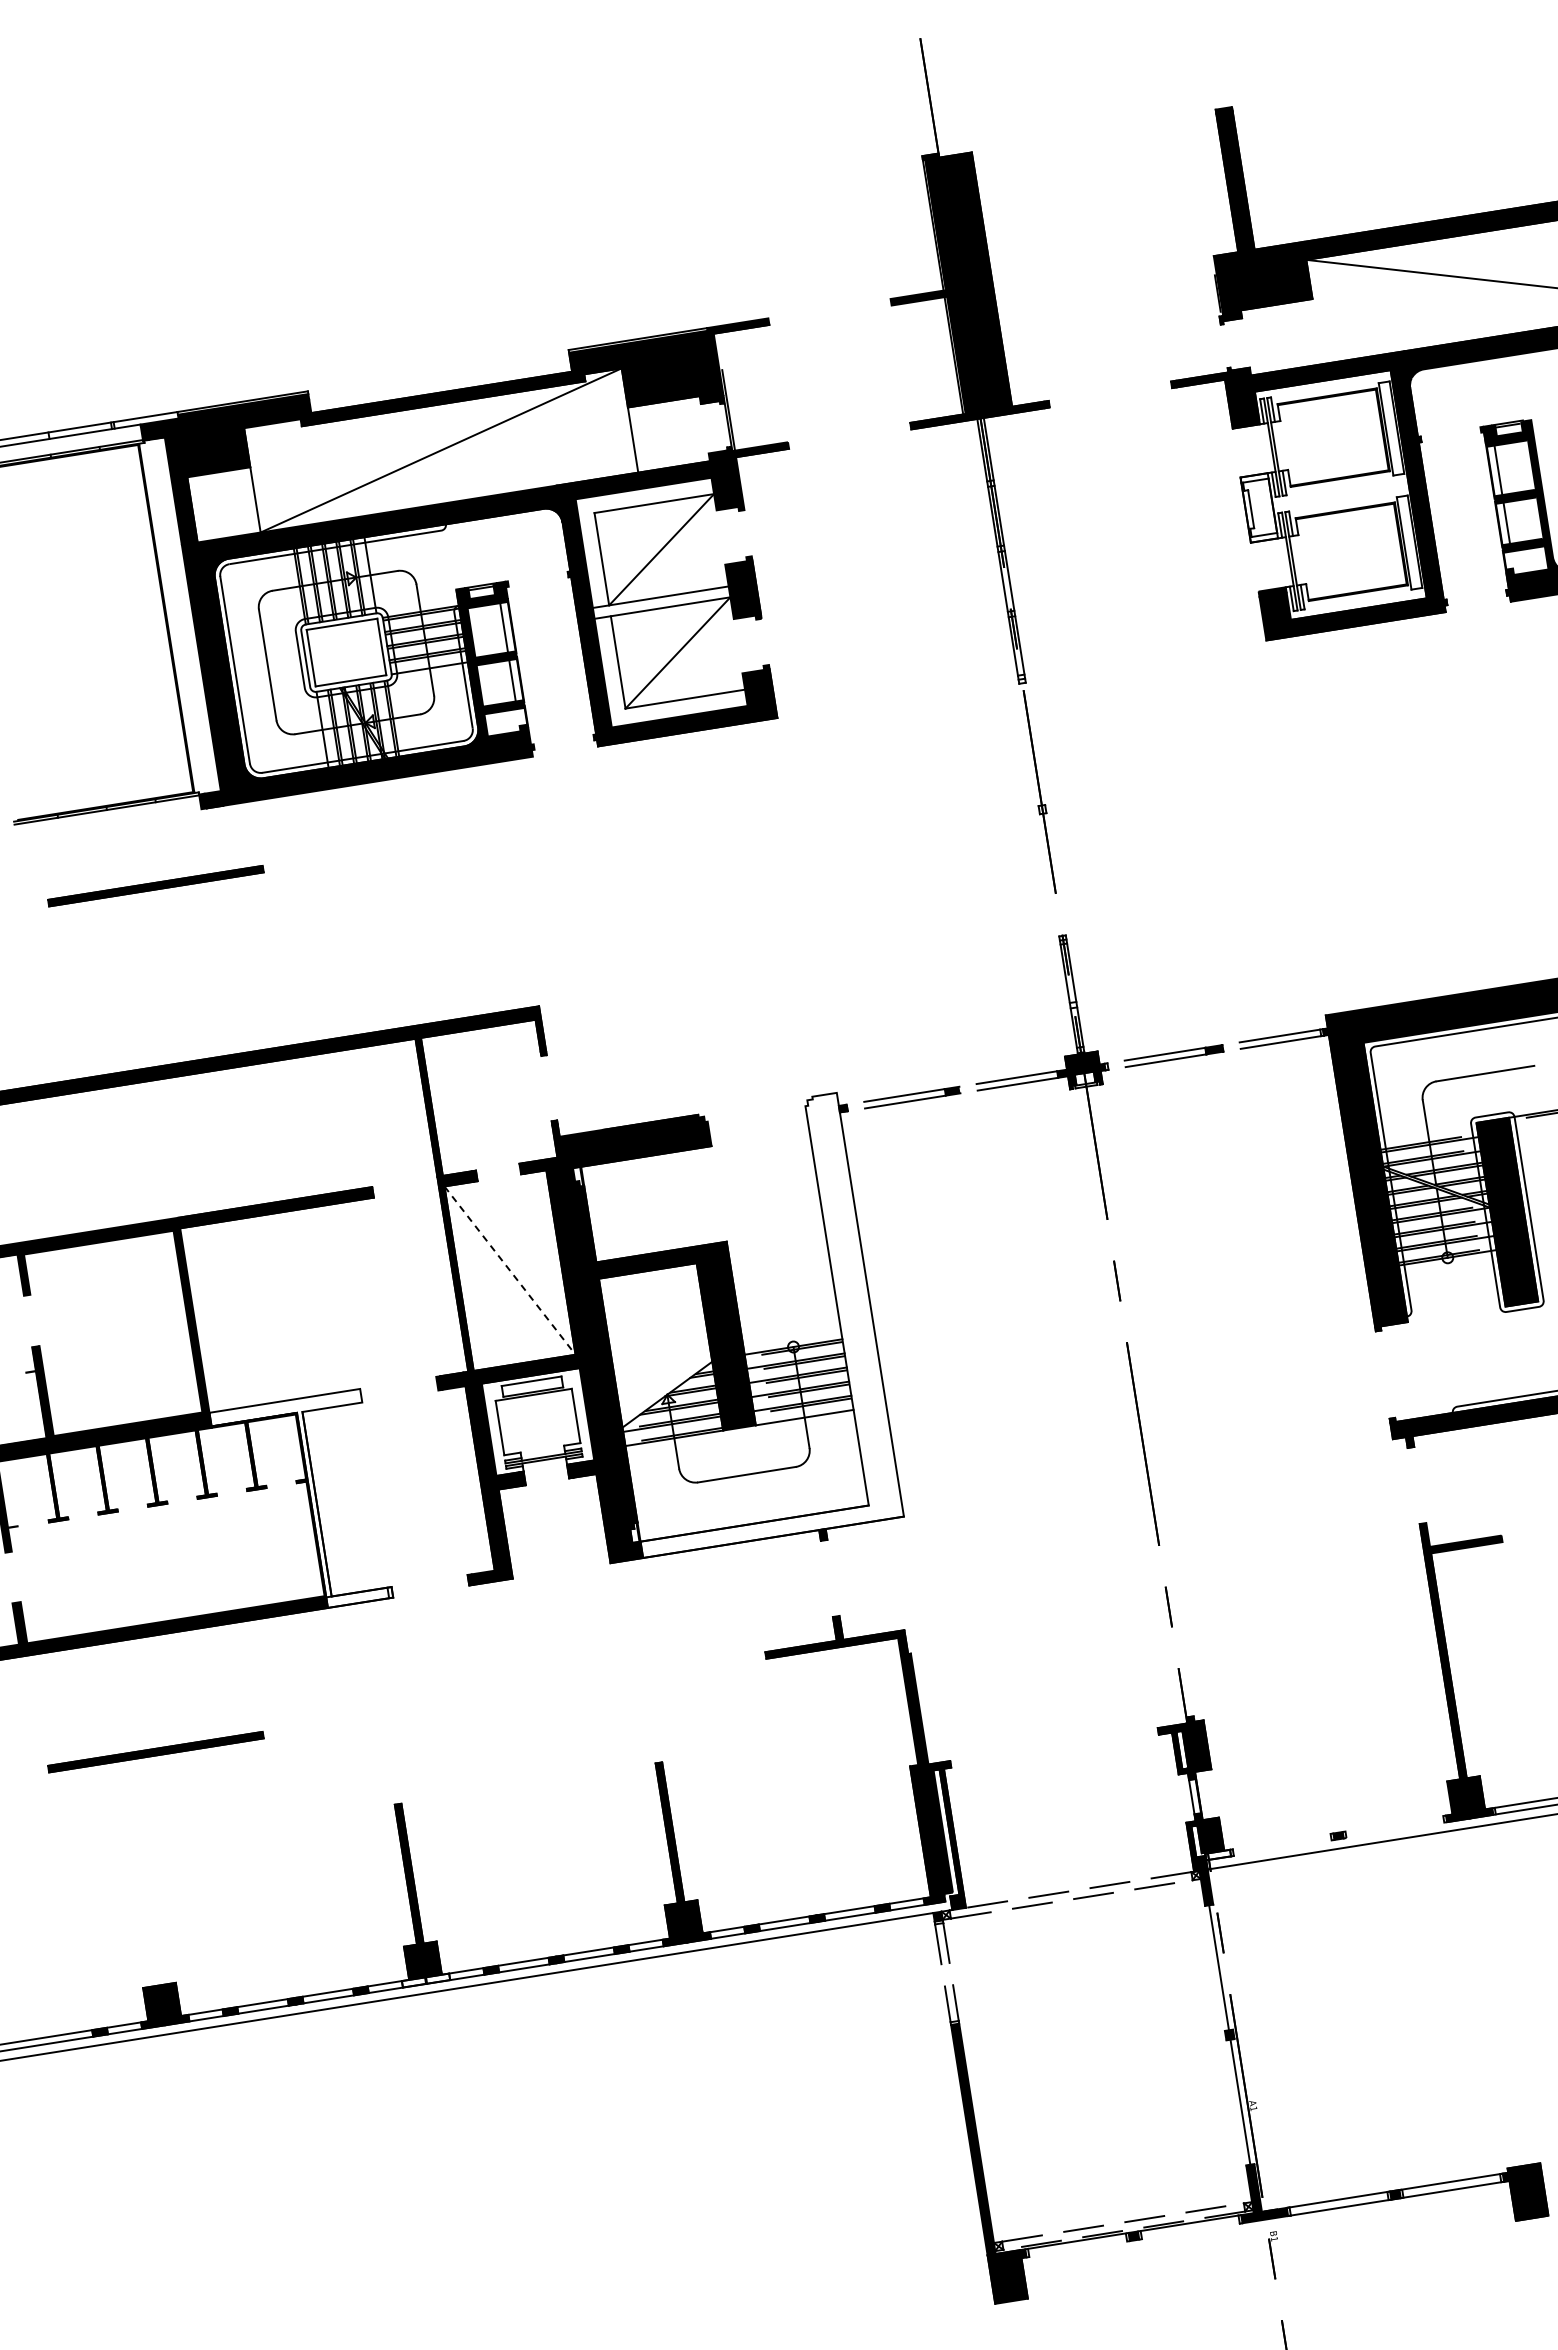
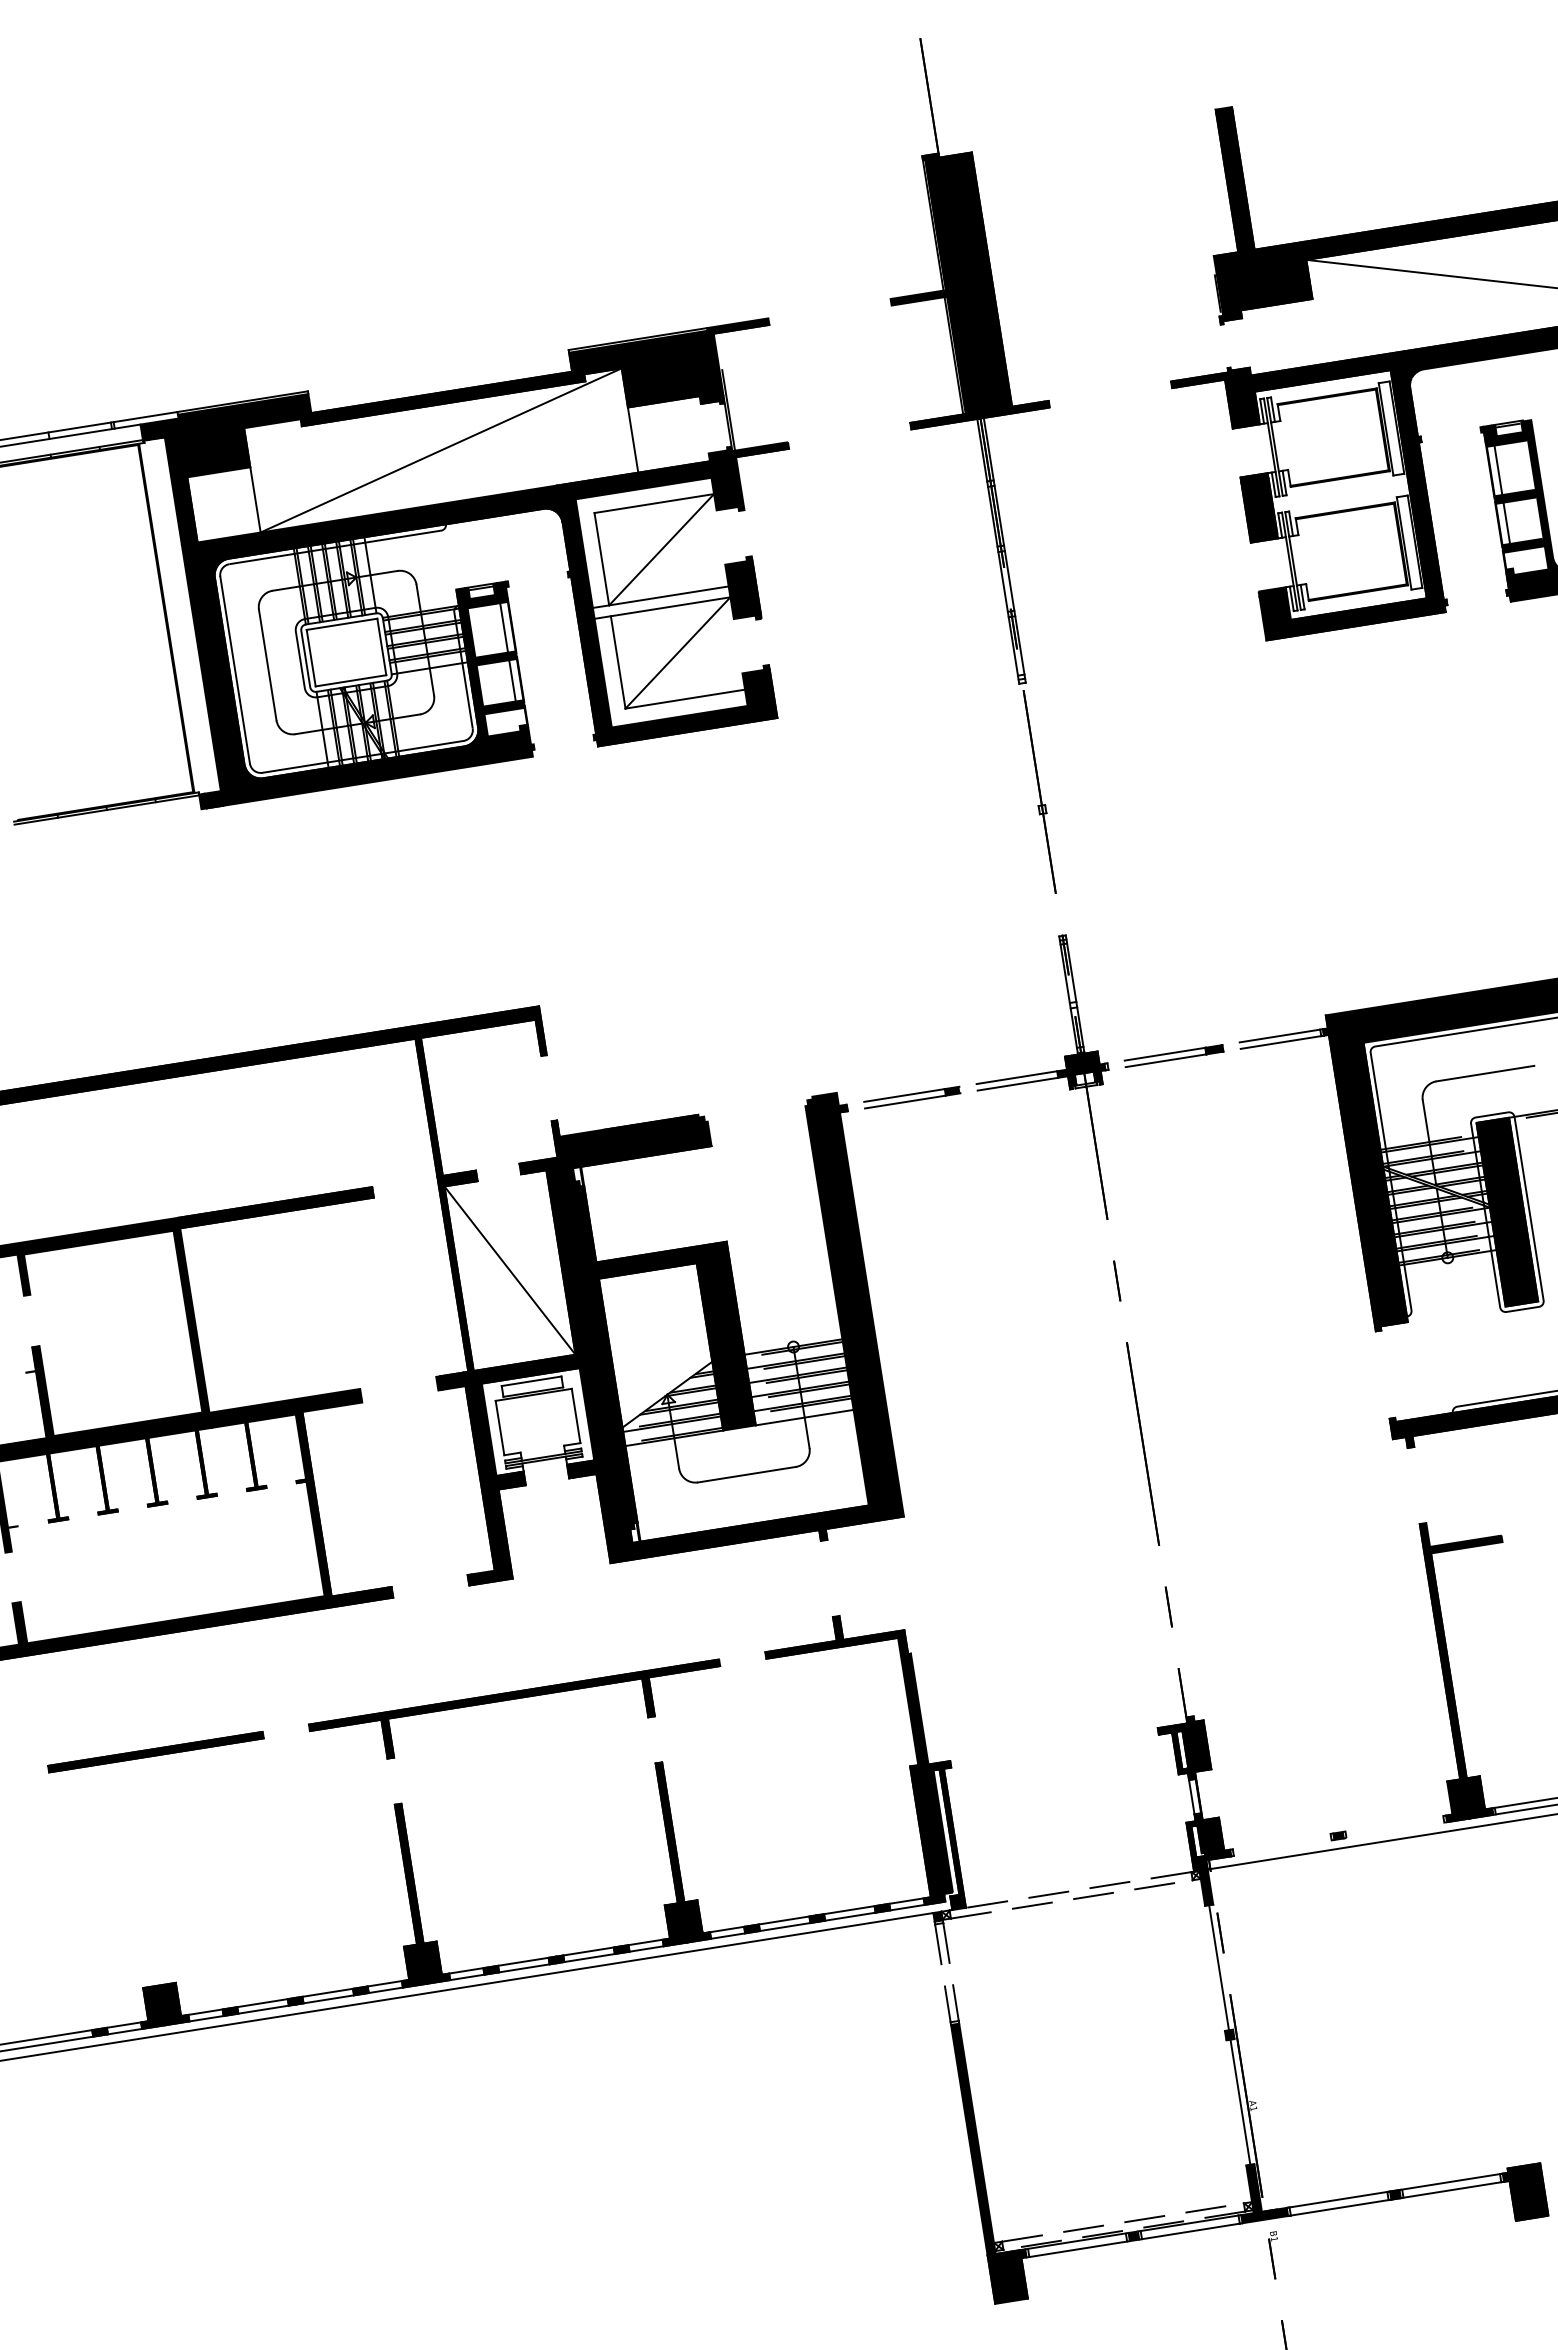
fill: none -> present (1259, 507)
part: present -> none (155, 886)
line: dashed -> solid (510, 1270)
fill: none -> present (771, 1324)
fill: none -> present (301, 1497)
part: none -> present (511, 1700)
fill: none -> present (1218, 1854)
fill: none -> present (425, 1980)
line: none -> present (1190, 2231)
line: none -> present (1078, 2249)
